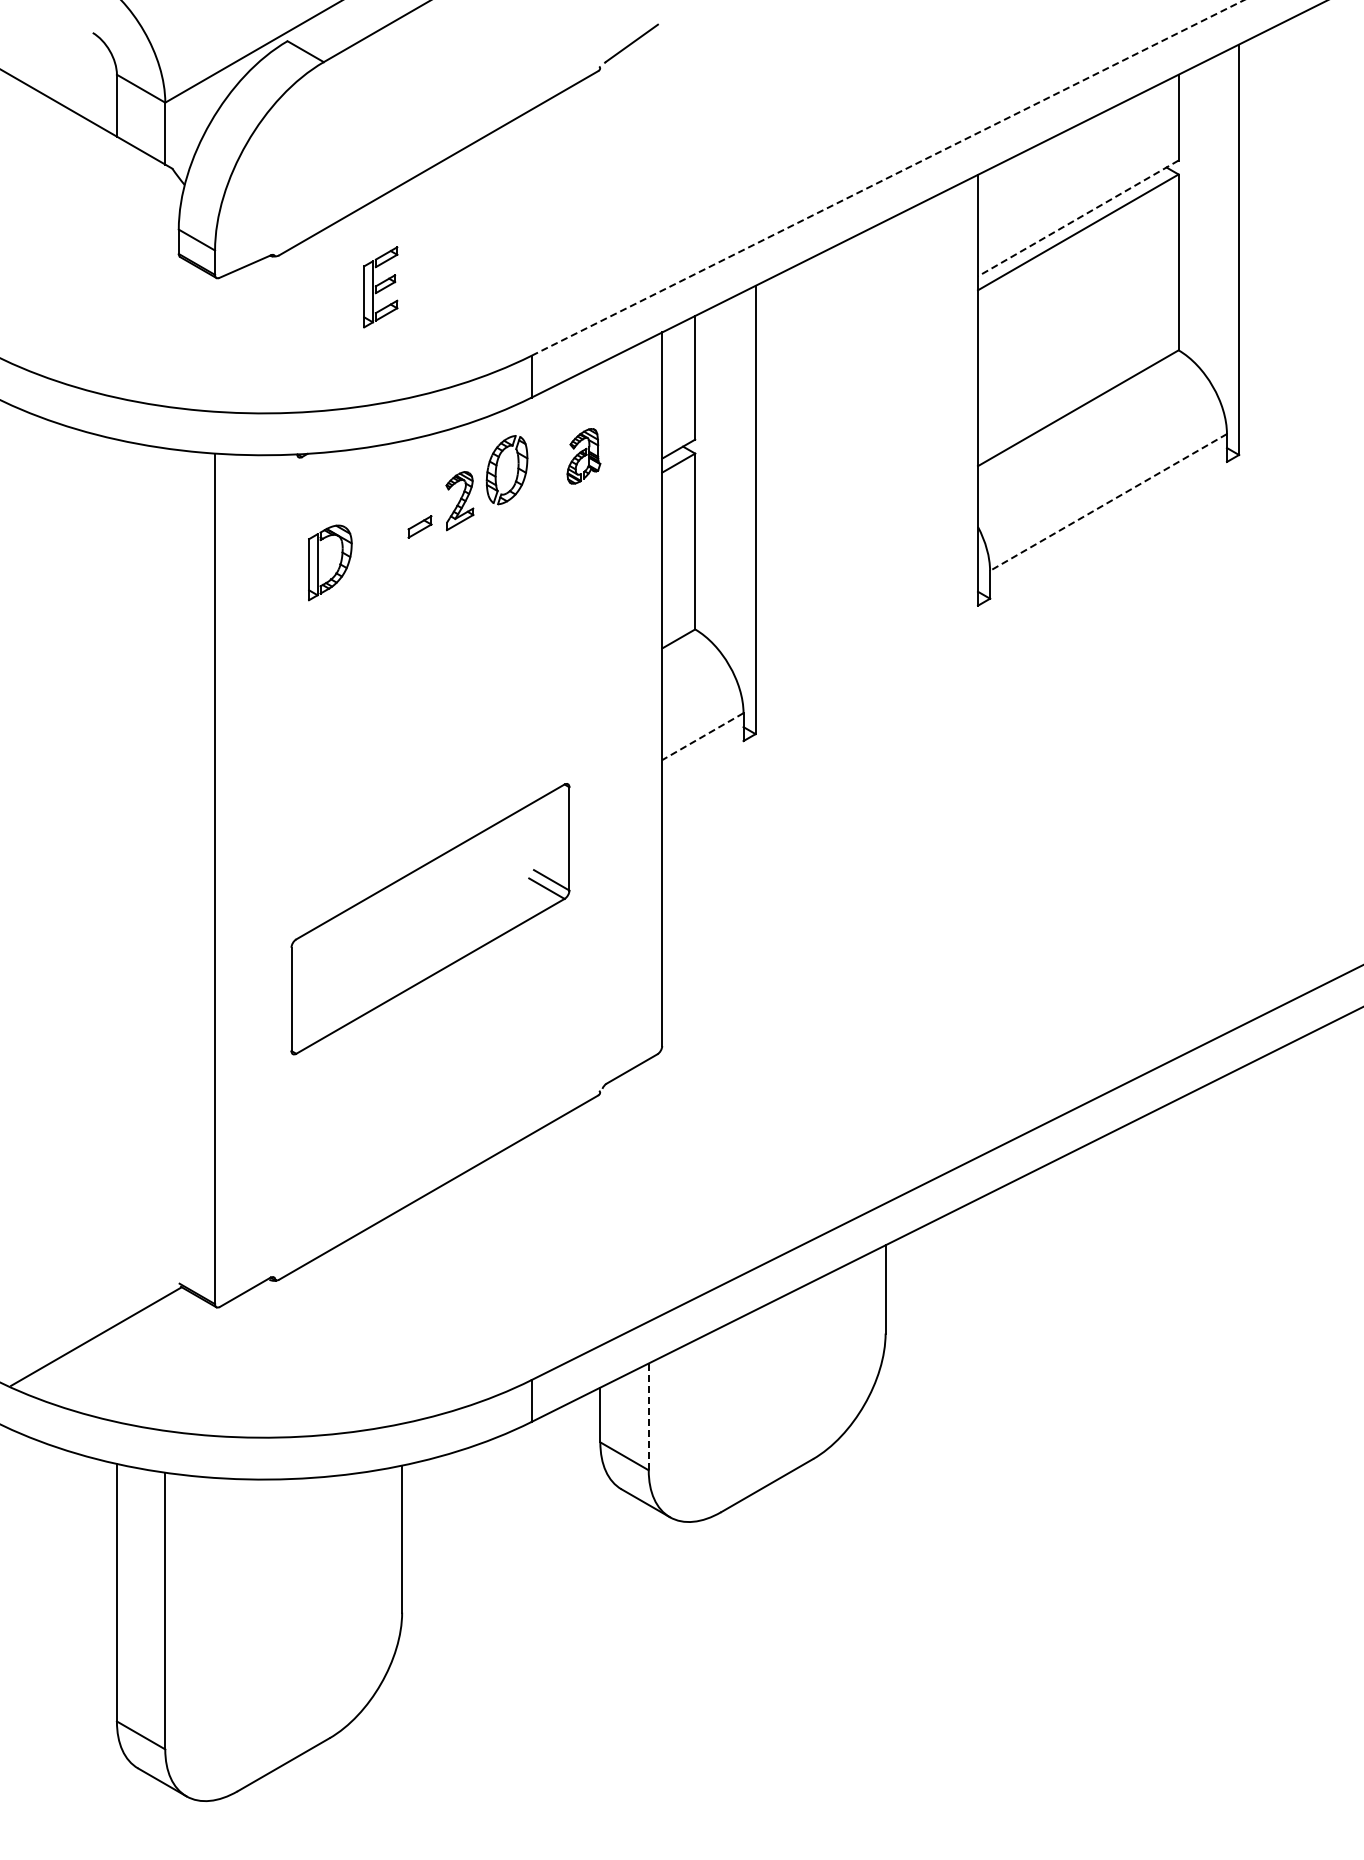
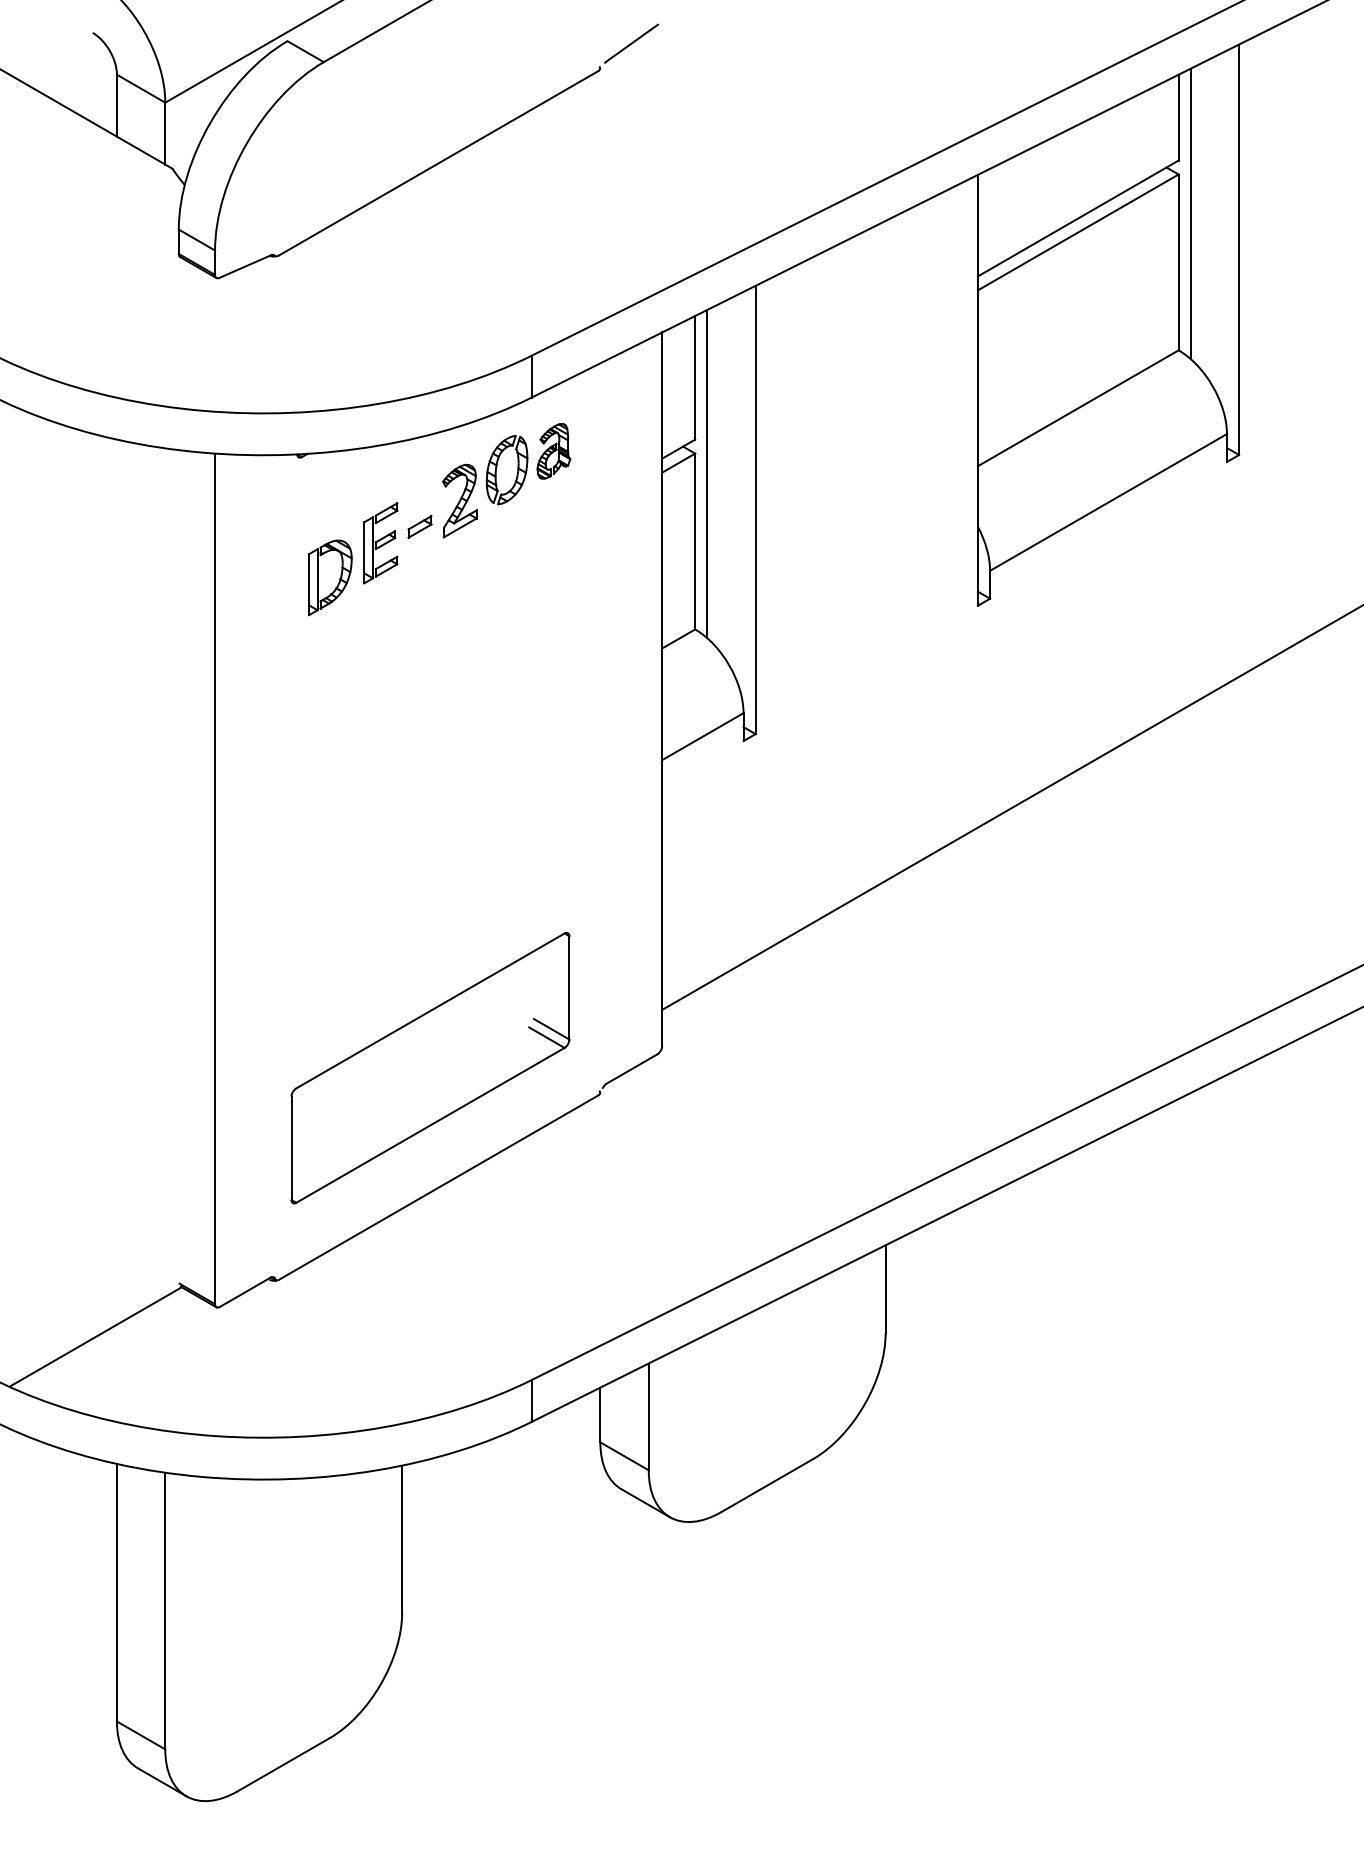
line: dashed -> solid (887, 178)
line: none -> present (1190, 213)
line: dashed -> solid (1078, 218)
part position: (380, 287) -> (380, 543) (380, 543)
part position: (583, 456) -> (553, 451) (553, 451)
line: none -> present (707, 473)
part size: 30x61 px -> 36x76 px (459, 500)
line: dashed -> solid (1108, 502)
part position: (330, 562) -> (330, 577) (330, 577)
line: dashed -> solid (702, 736)
line: none -> present (1011, 807)
part position: (430, 919) -> (430, 1068) (430, 1068)
line: dashed -> solid (648, 1416)
